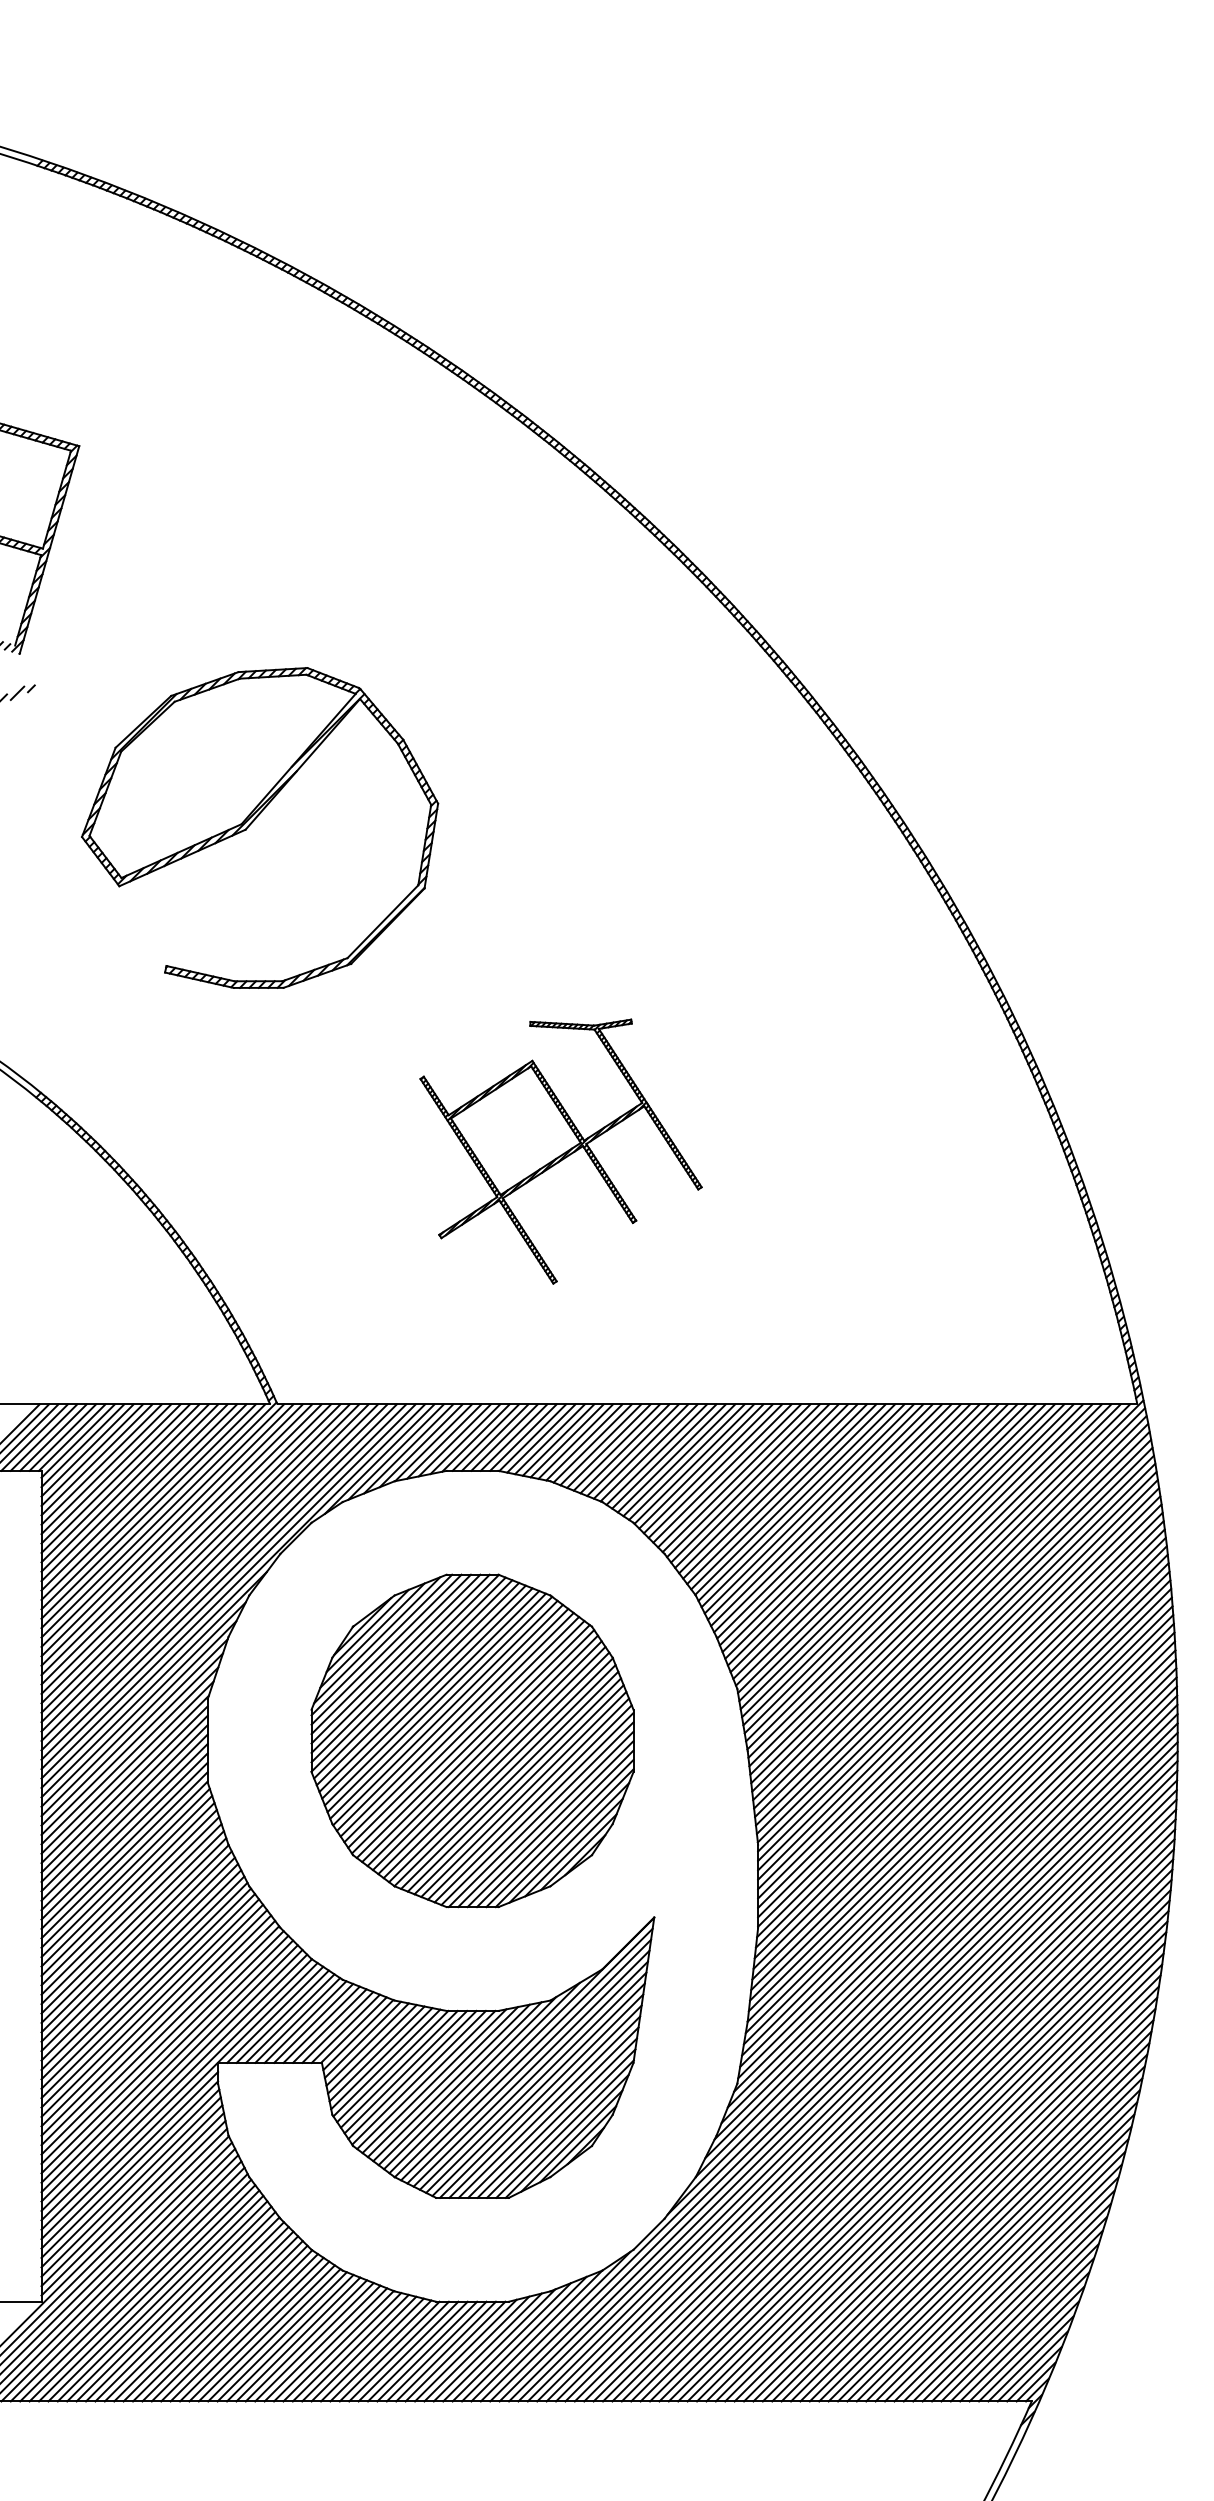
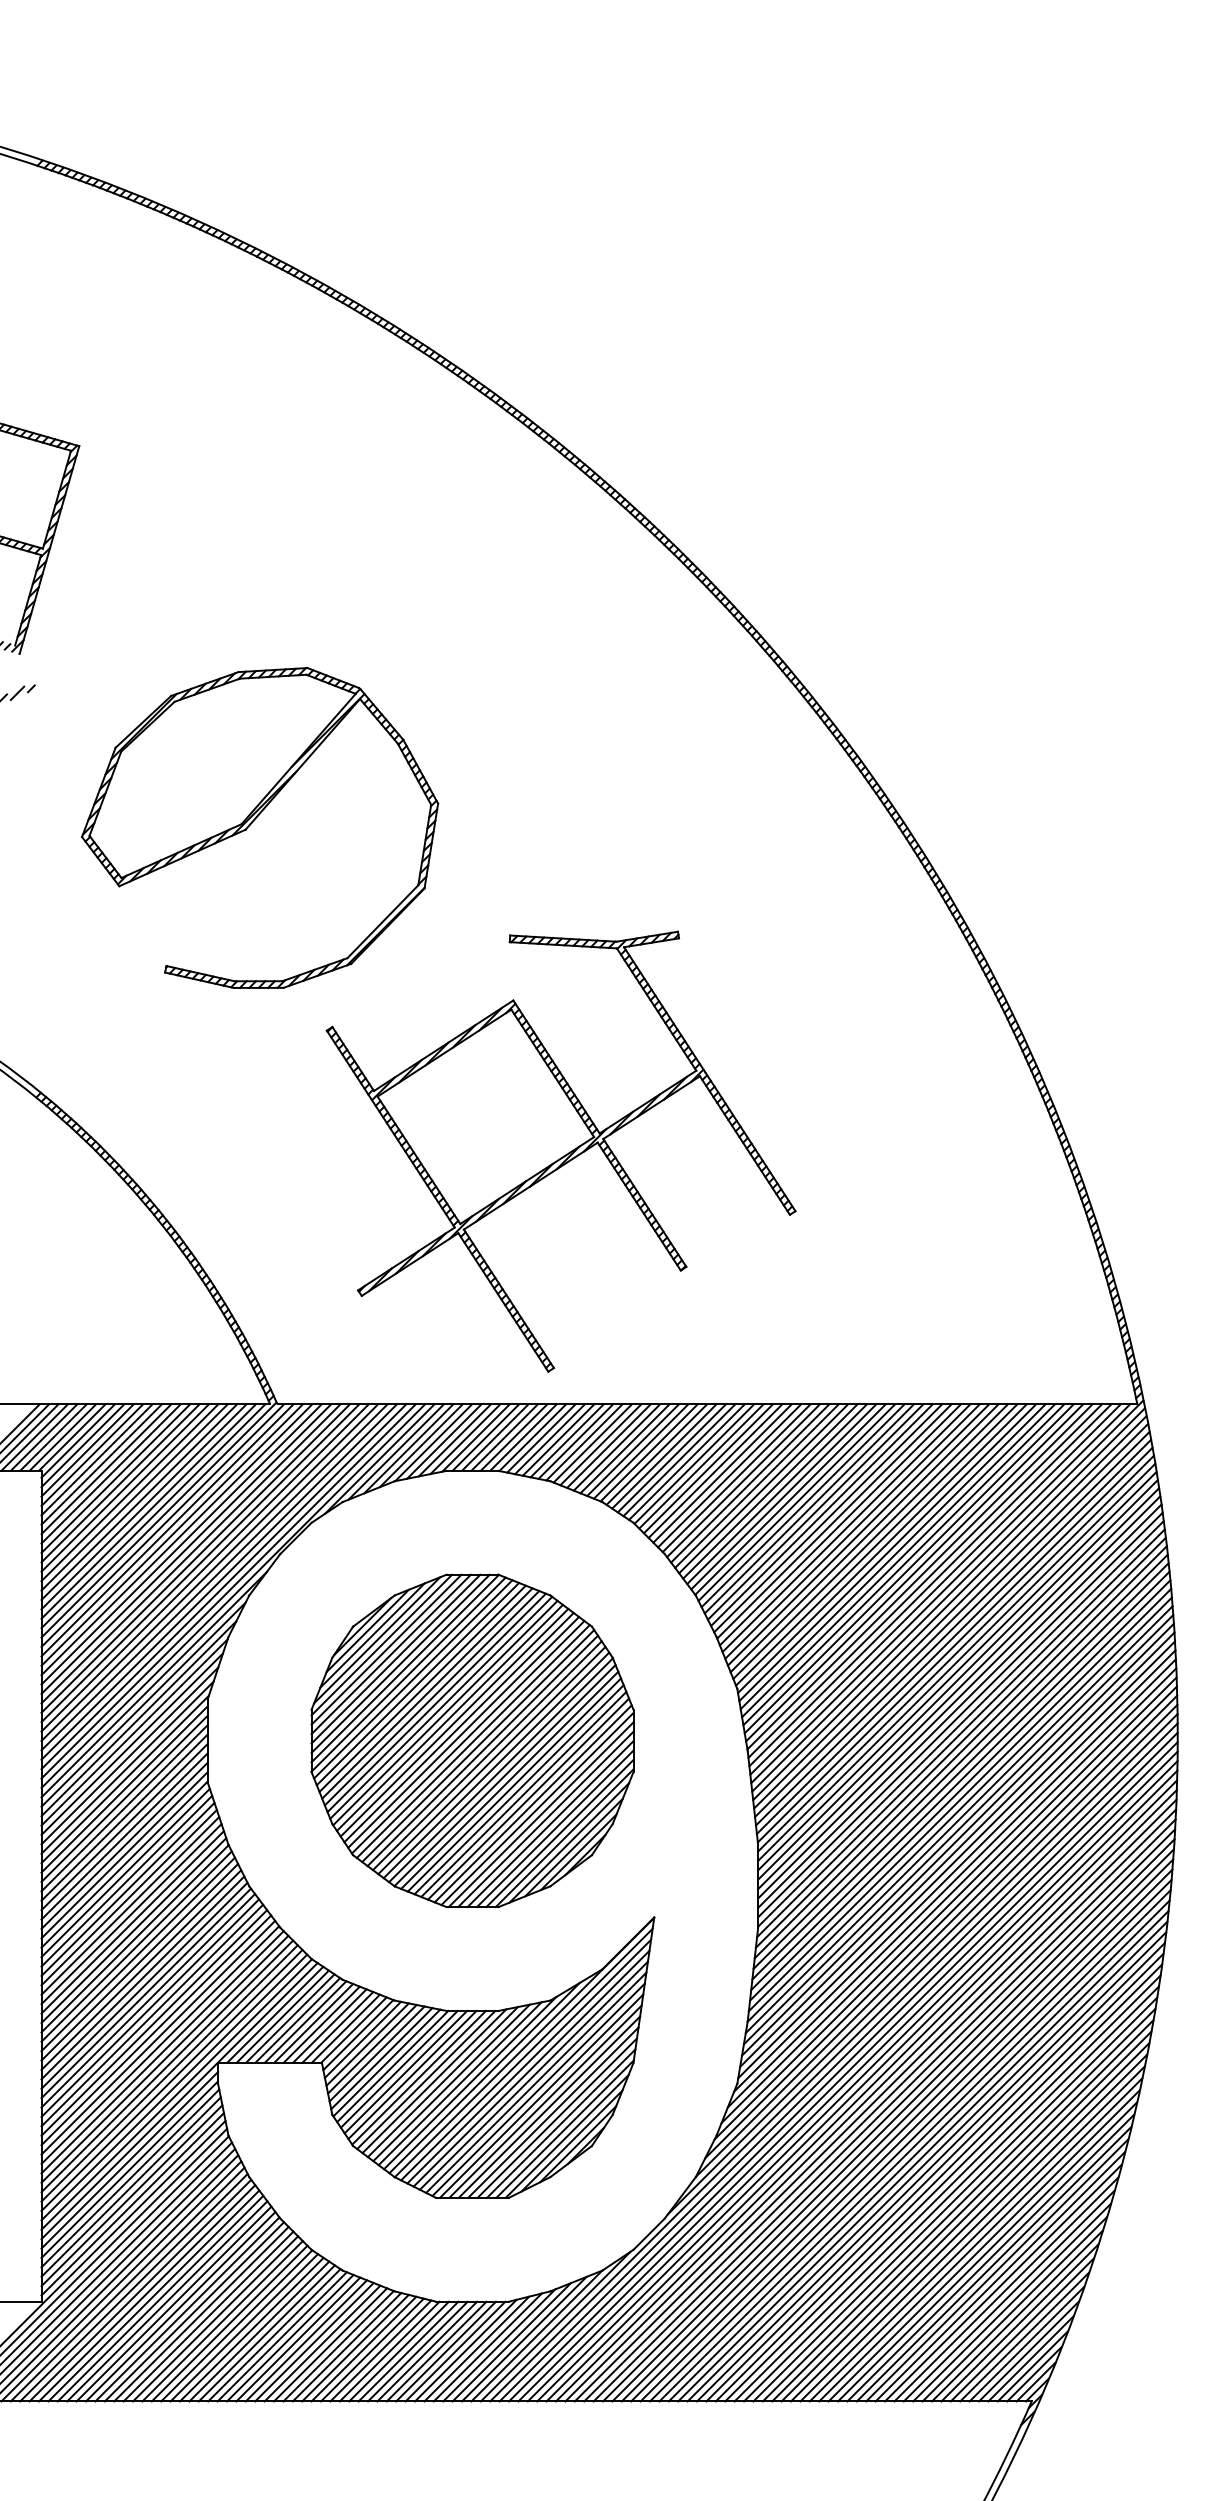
part size: 284x267 px -> 472x443 px (560, 1151)
